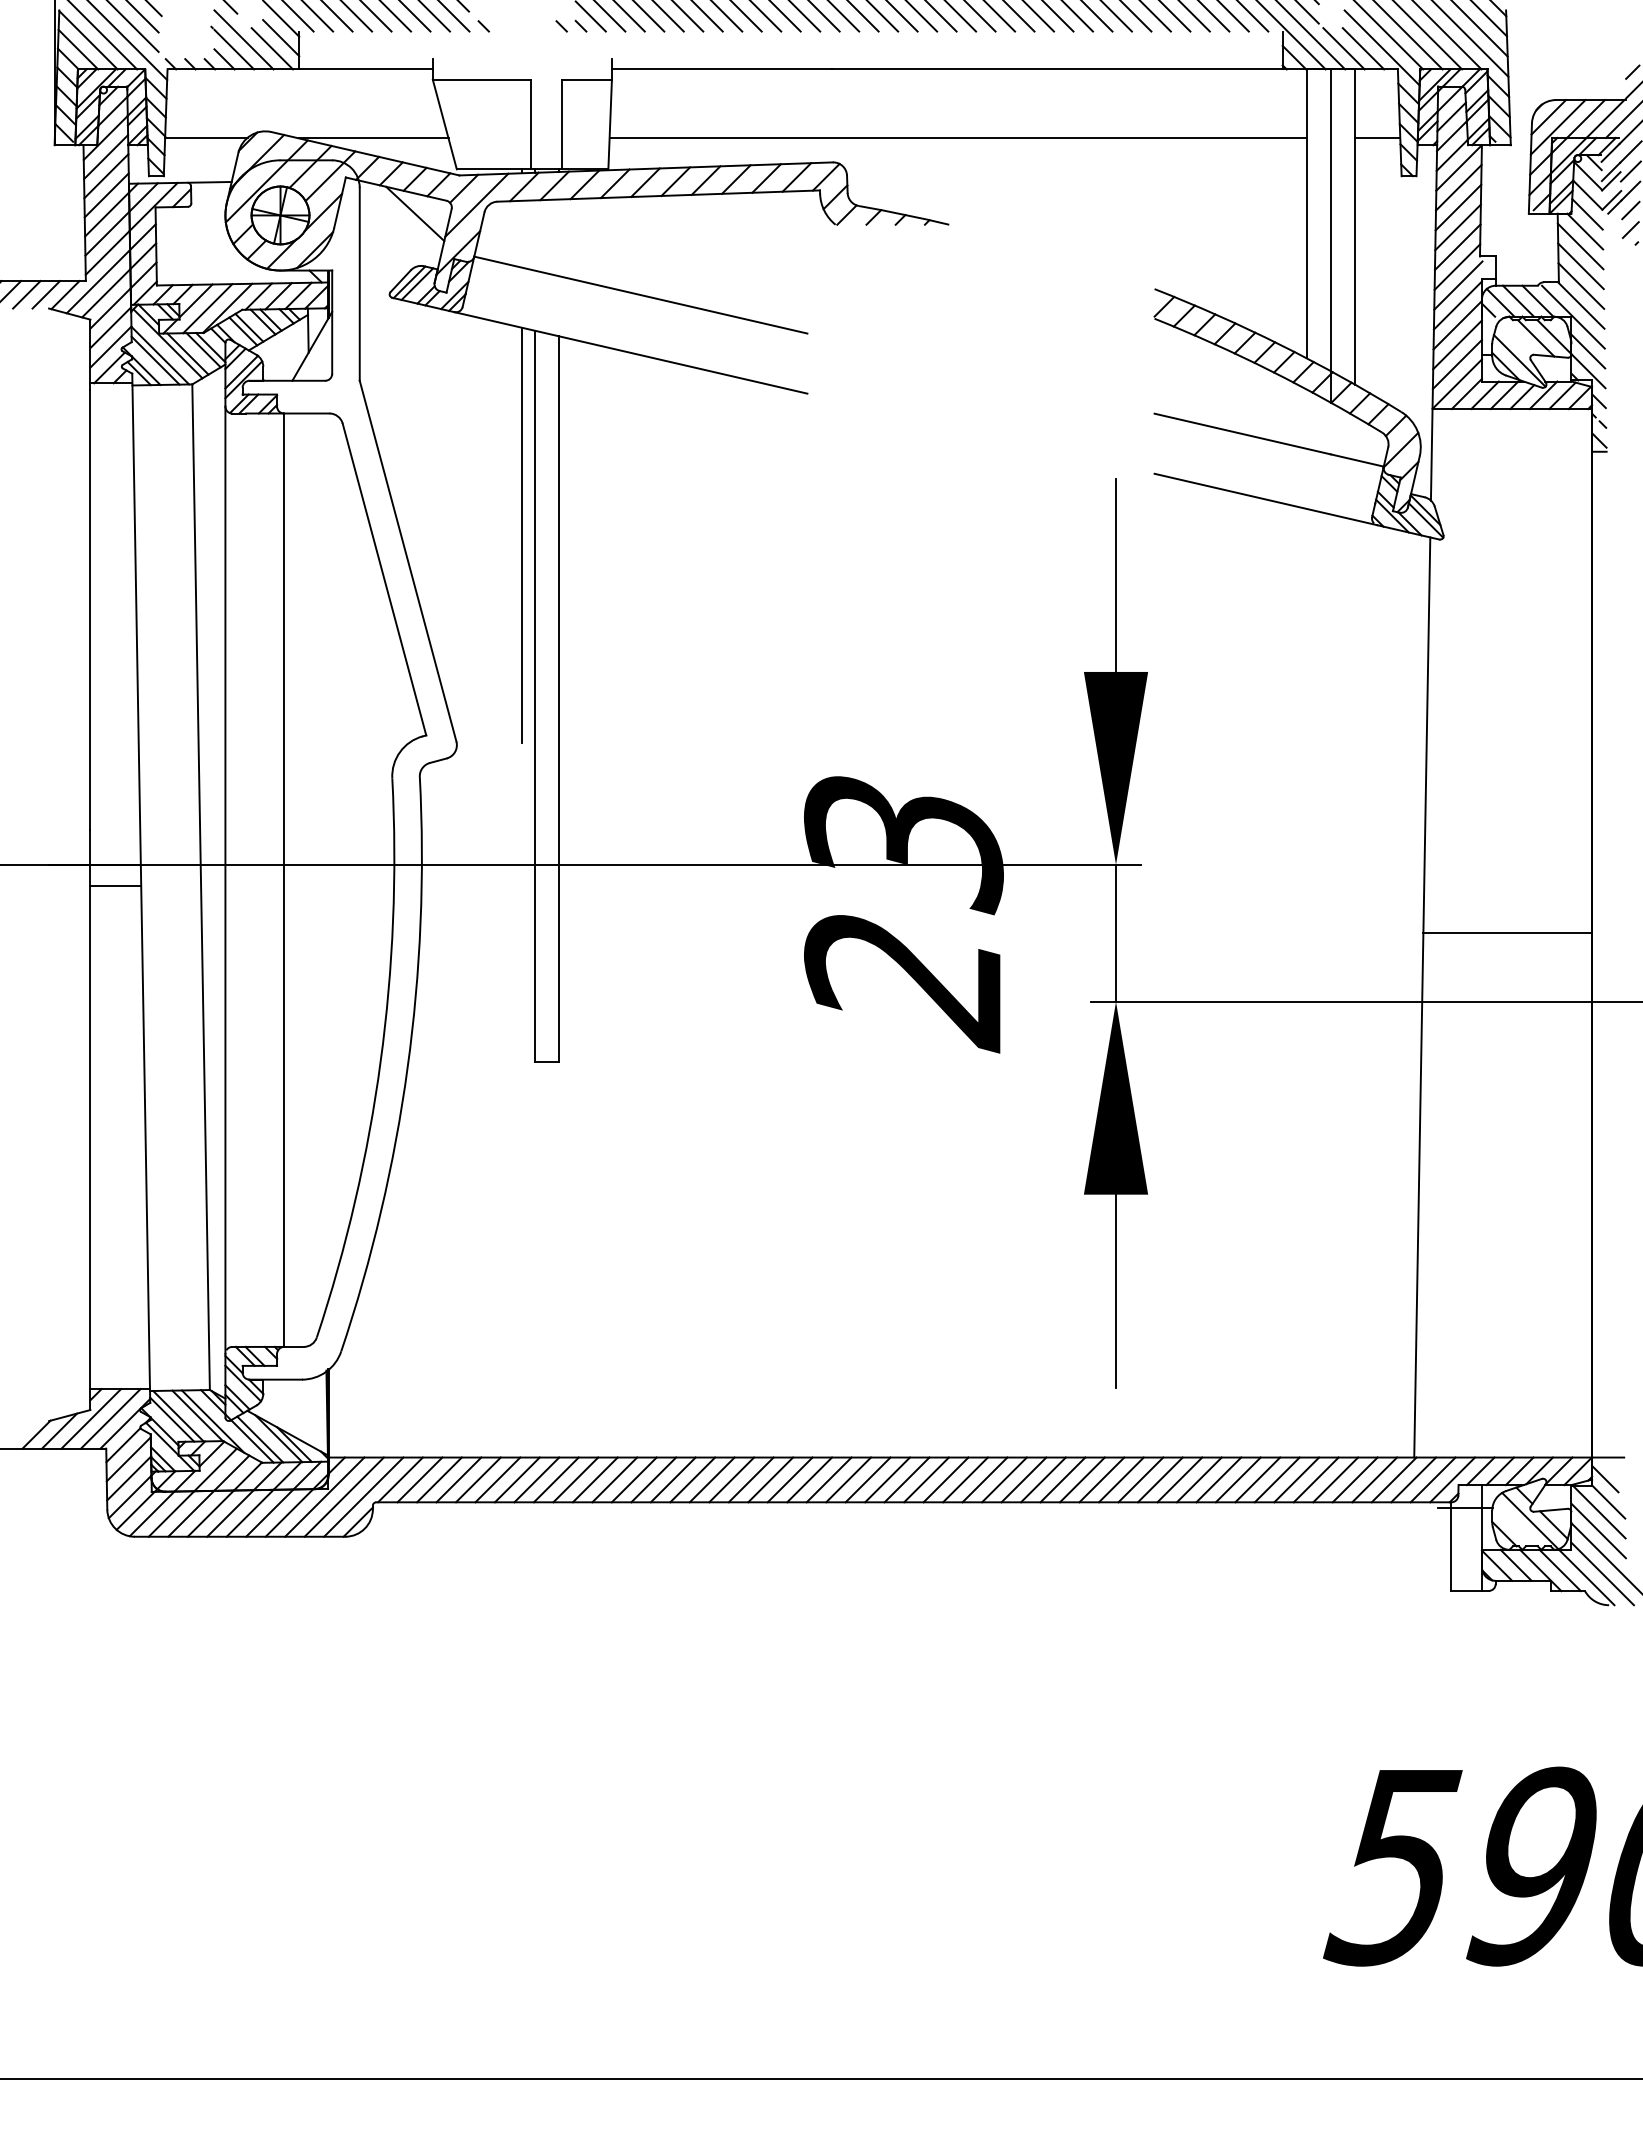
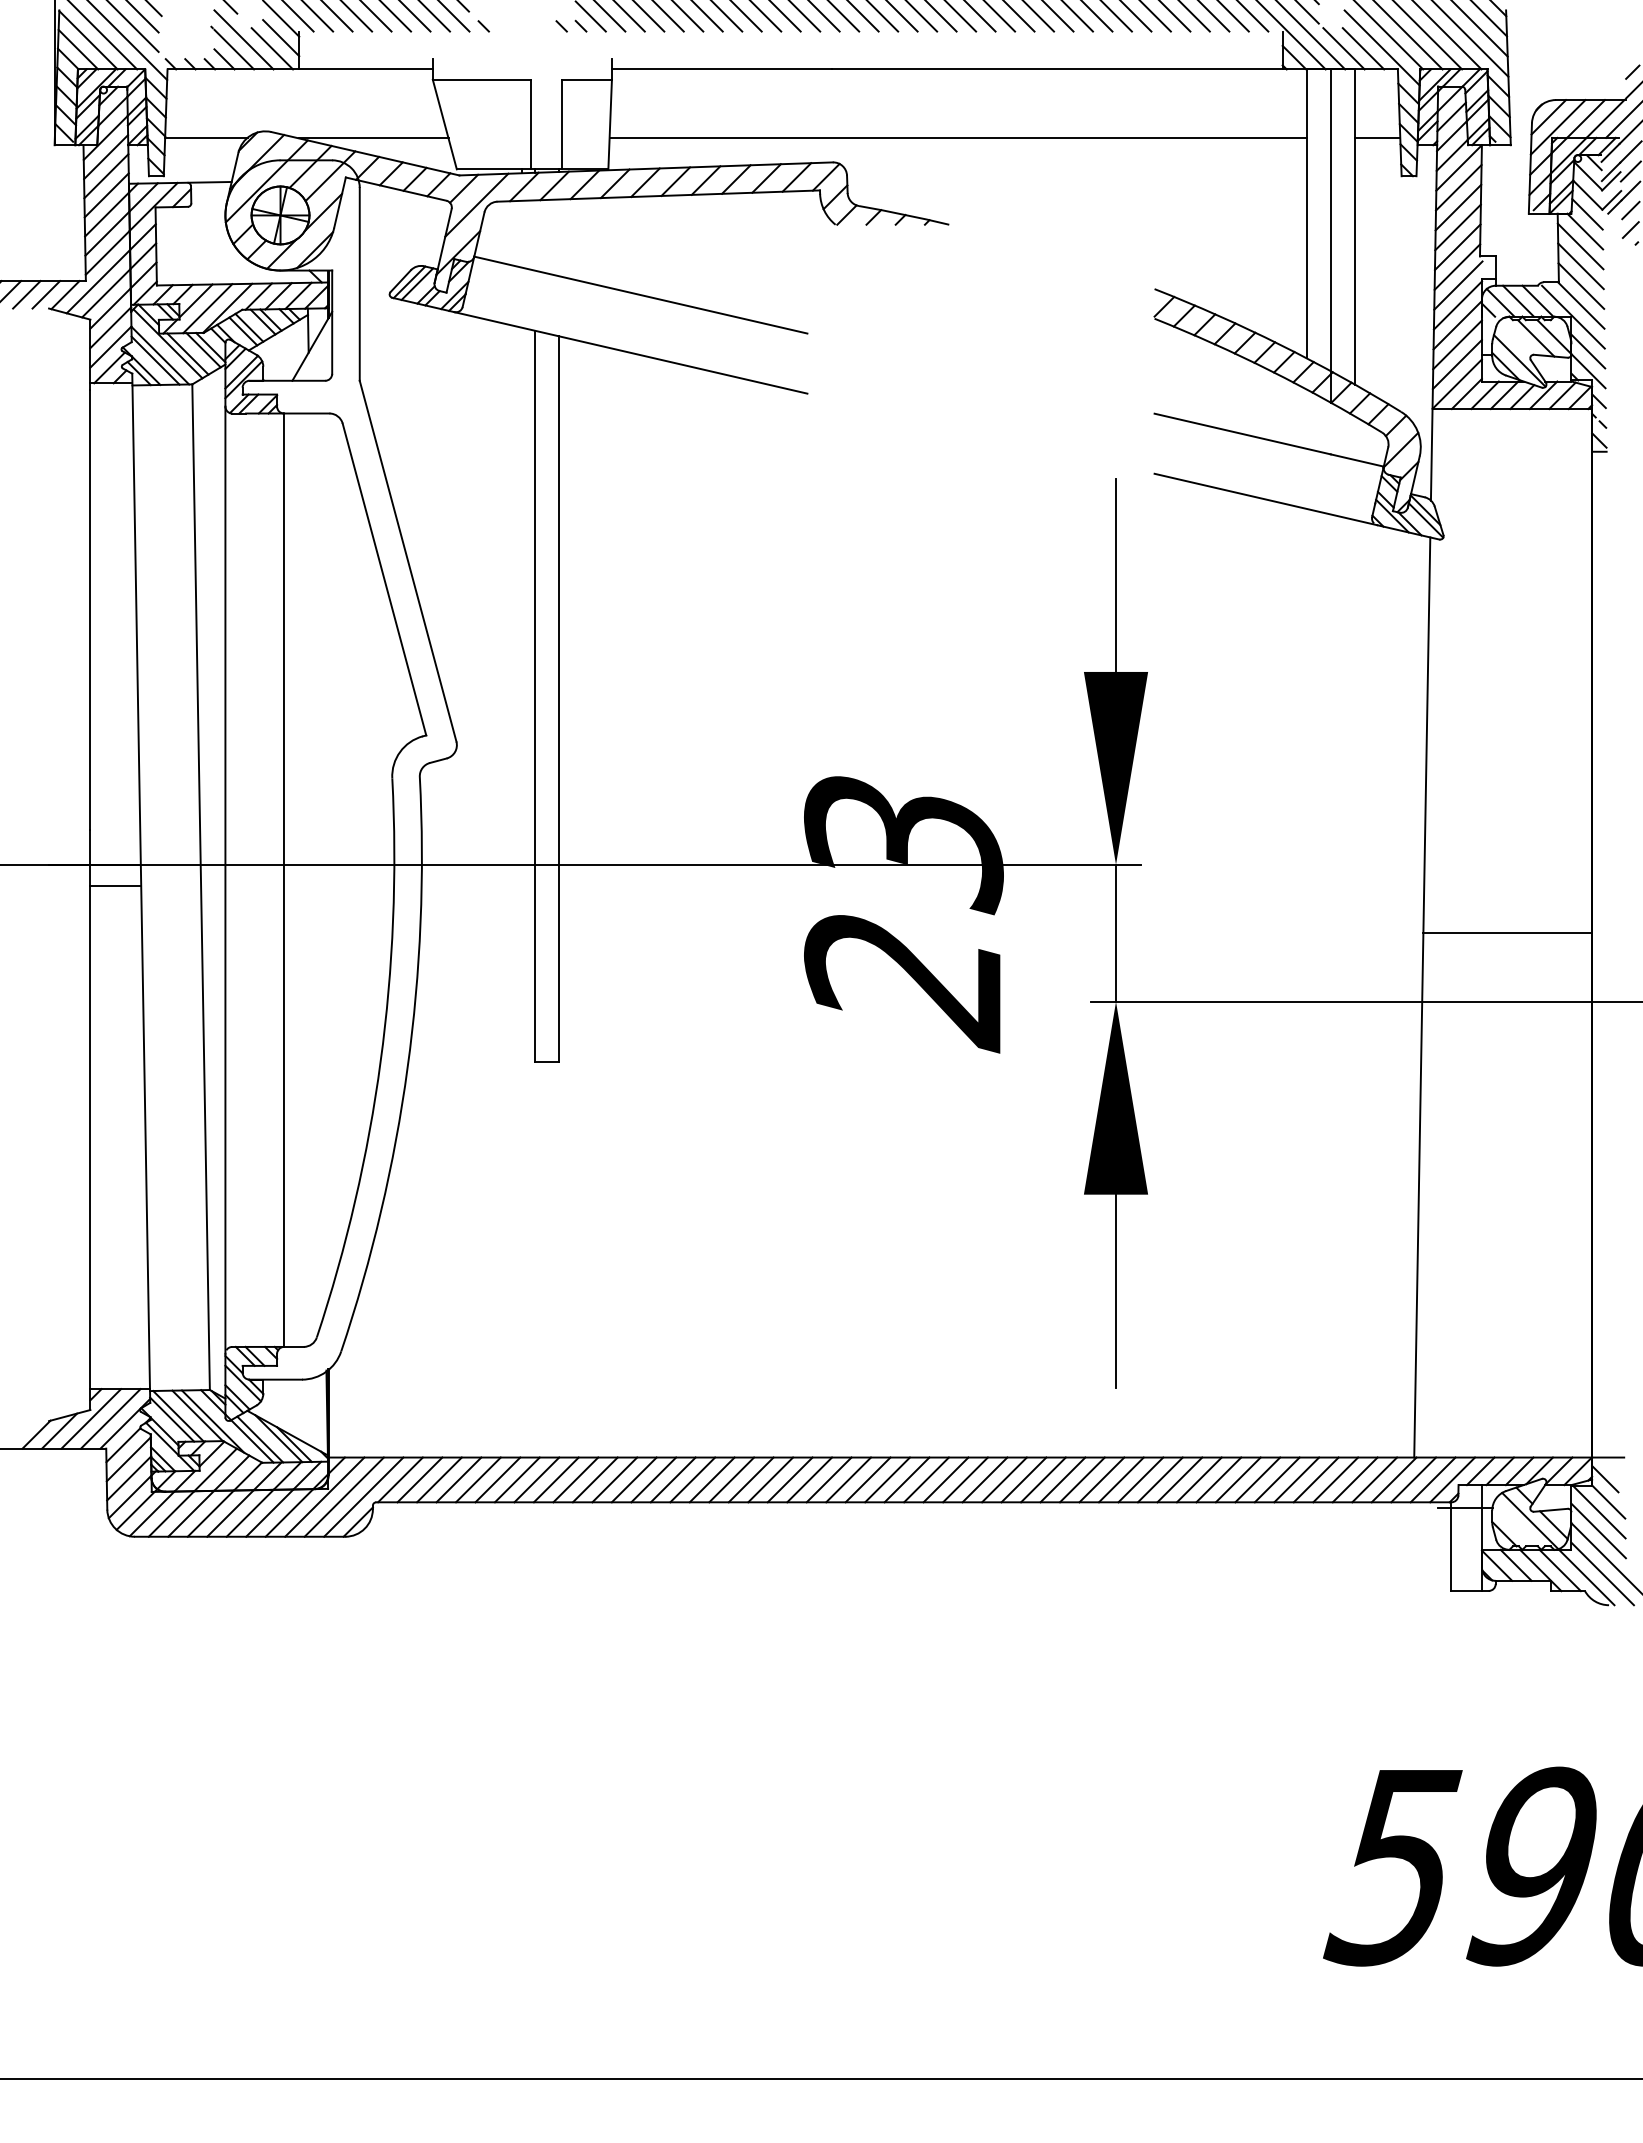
line: present -> none (415, 213)
line: present -> none (522, 535)
